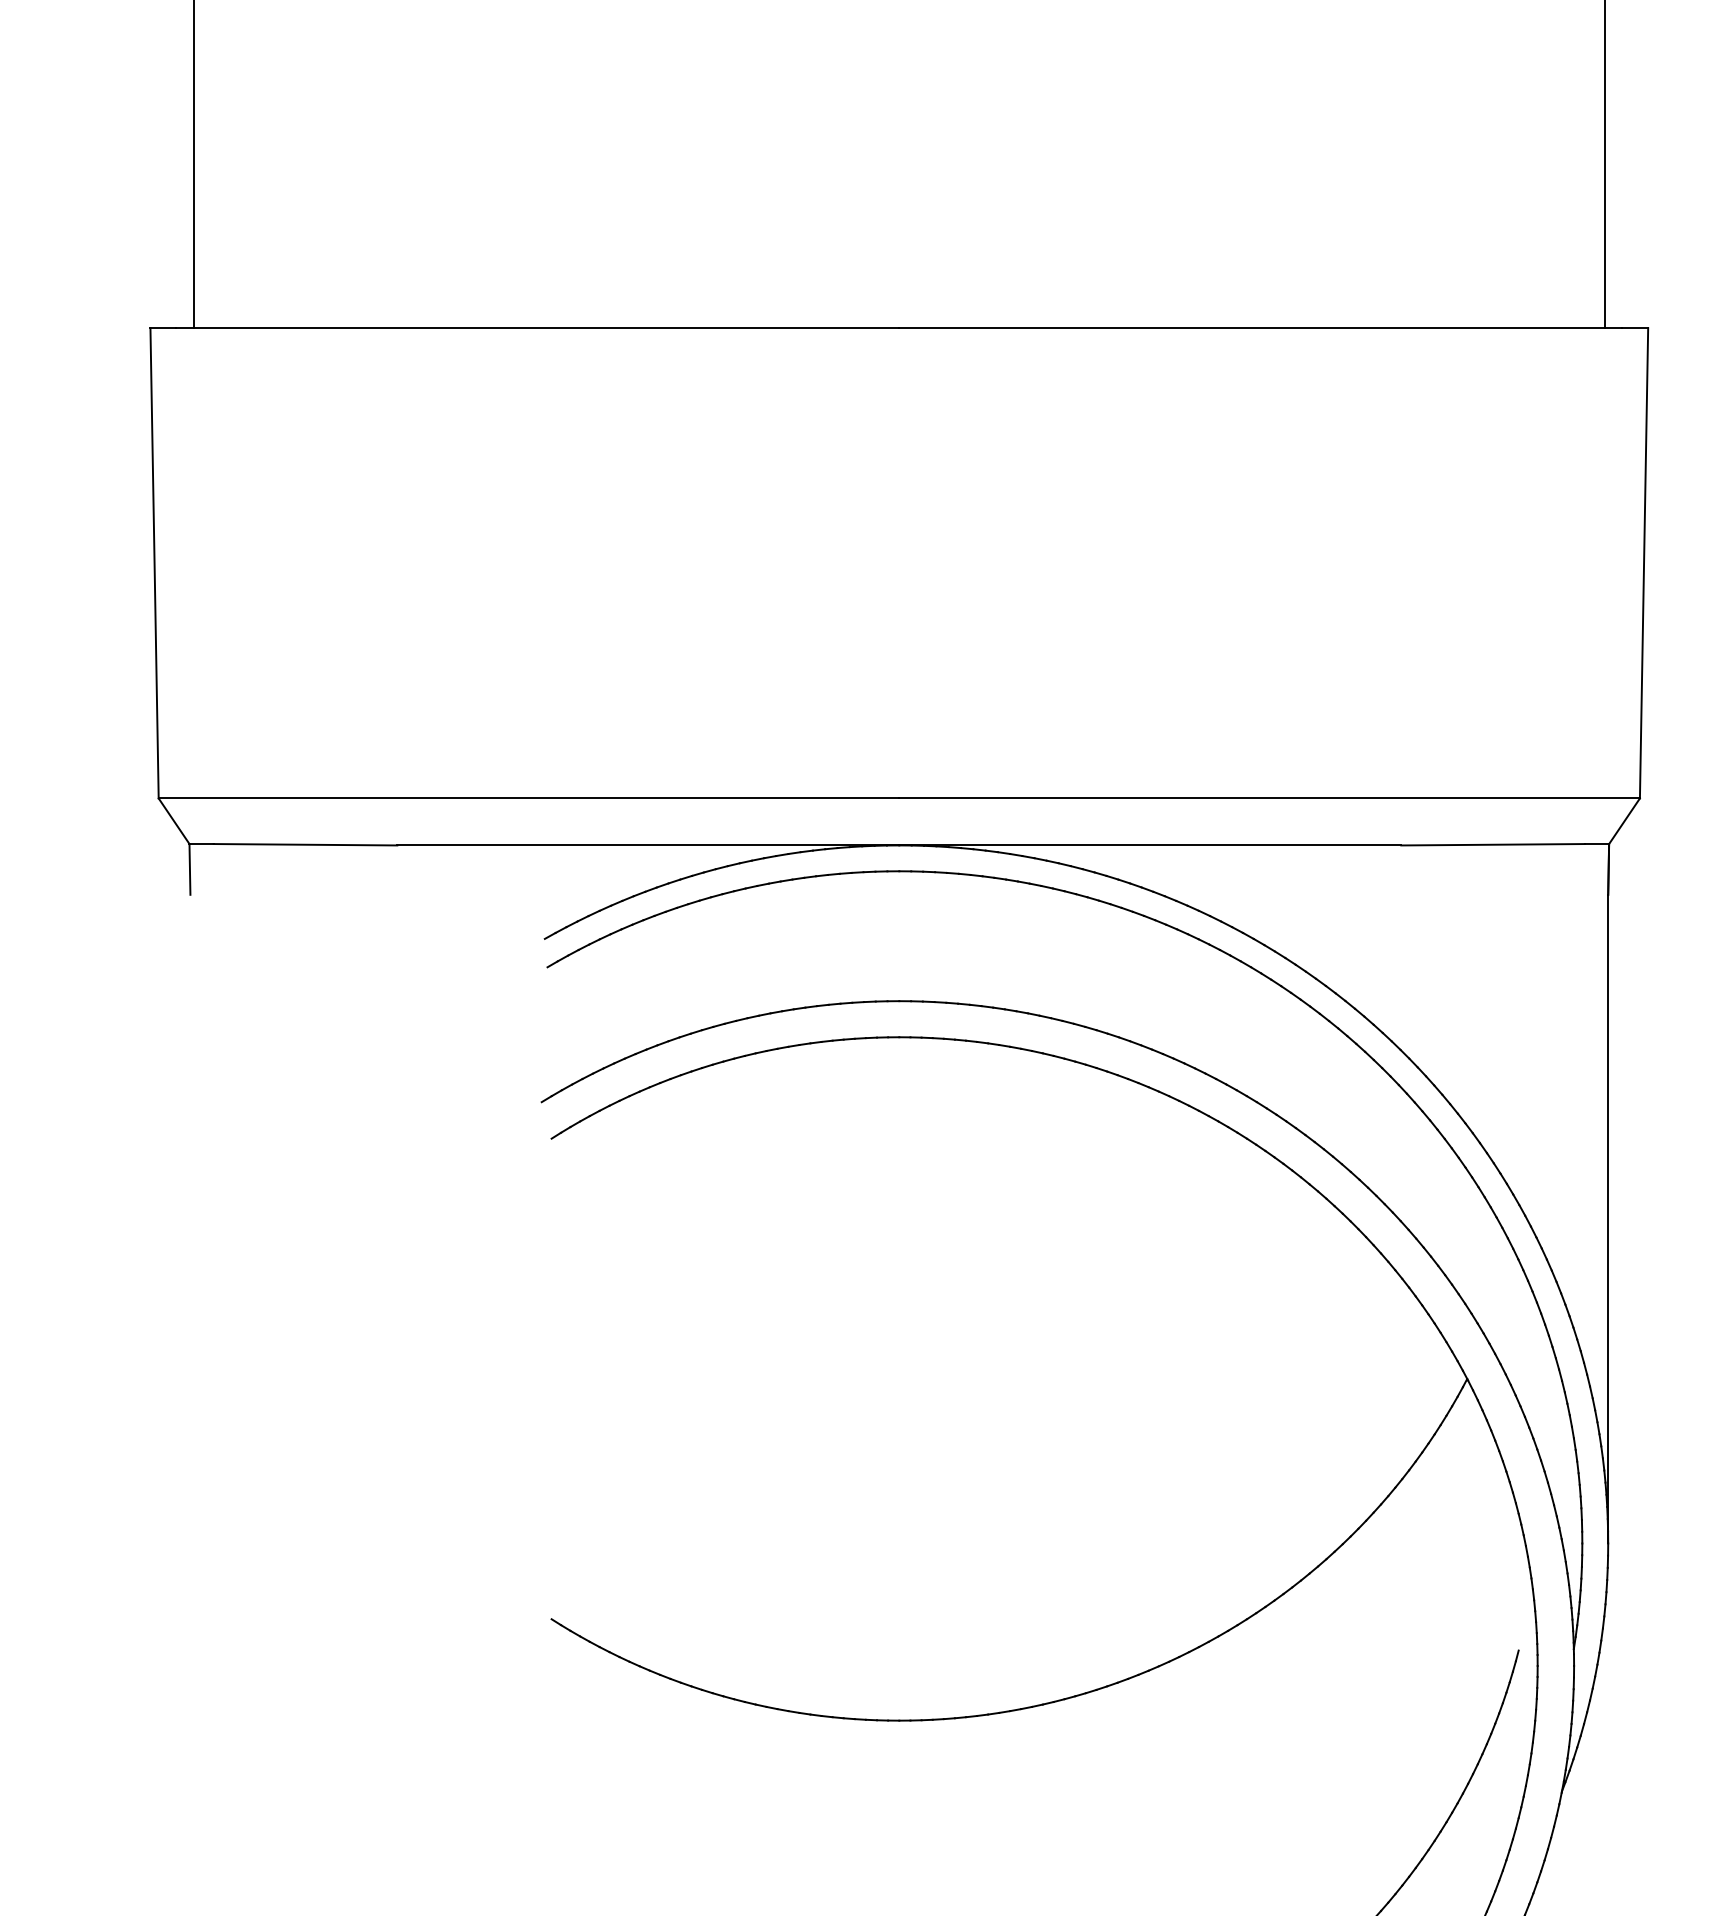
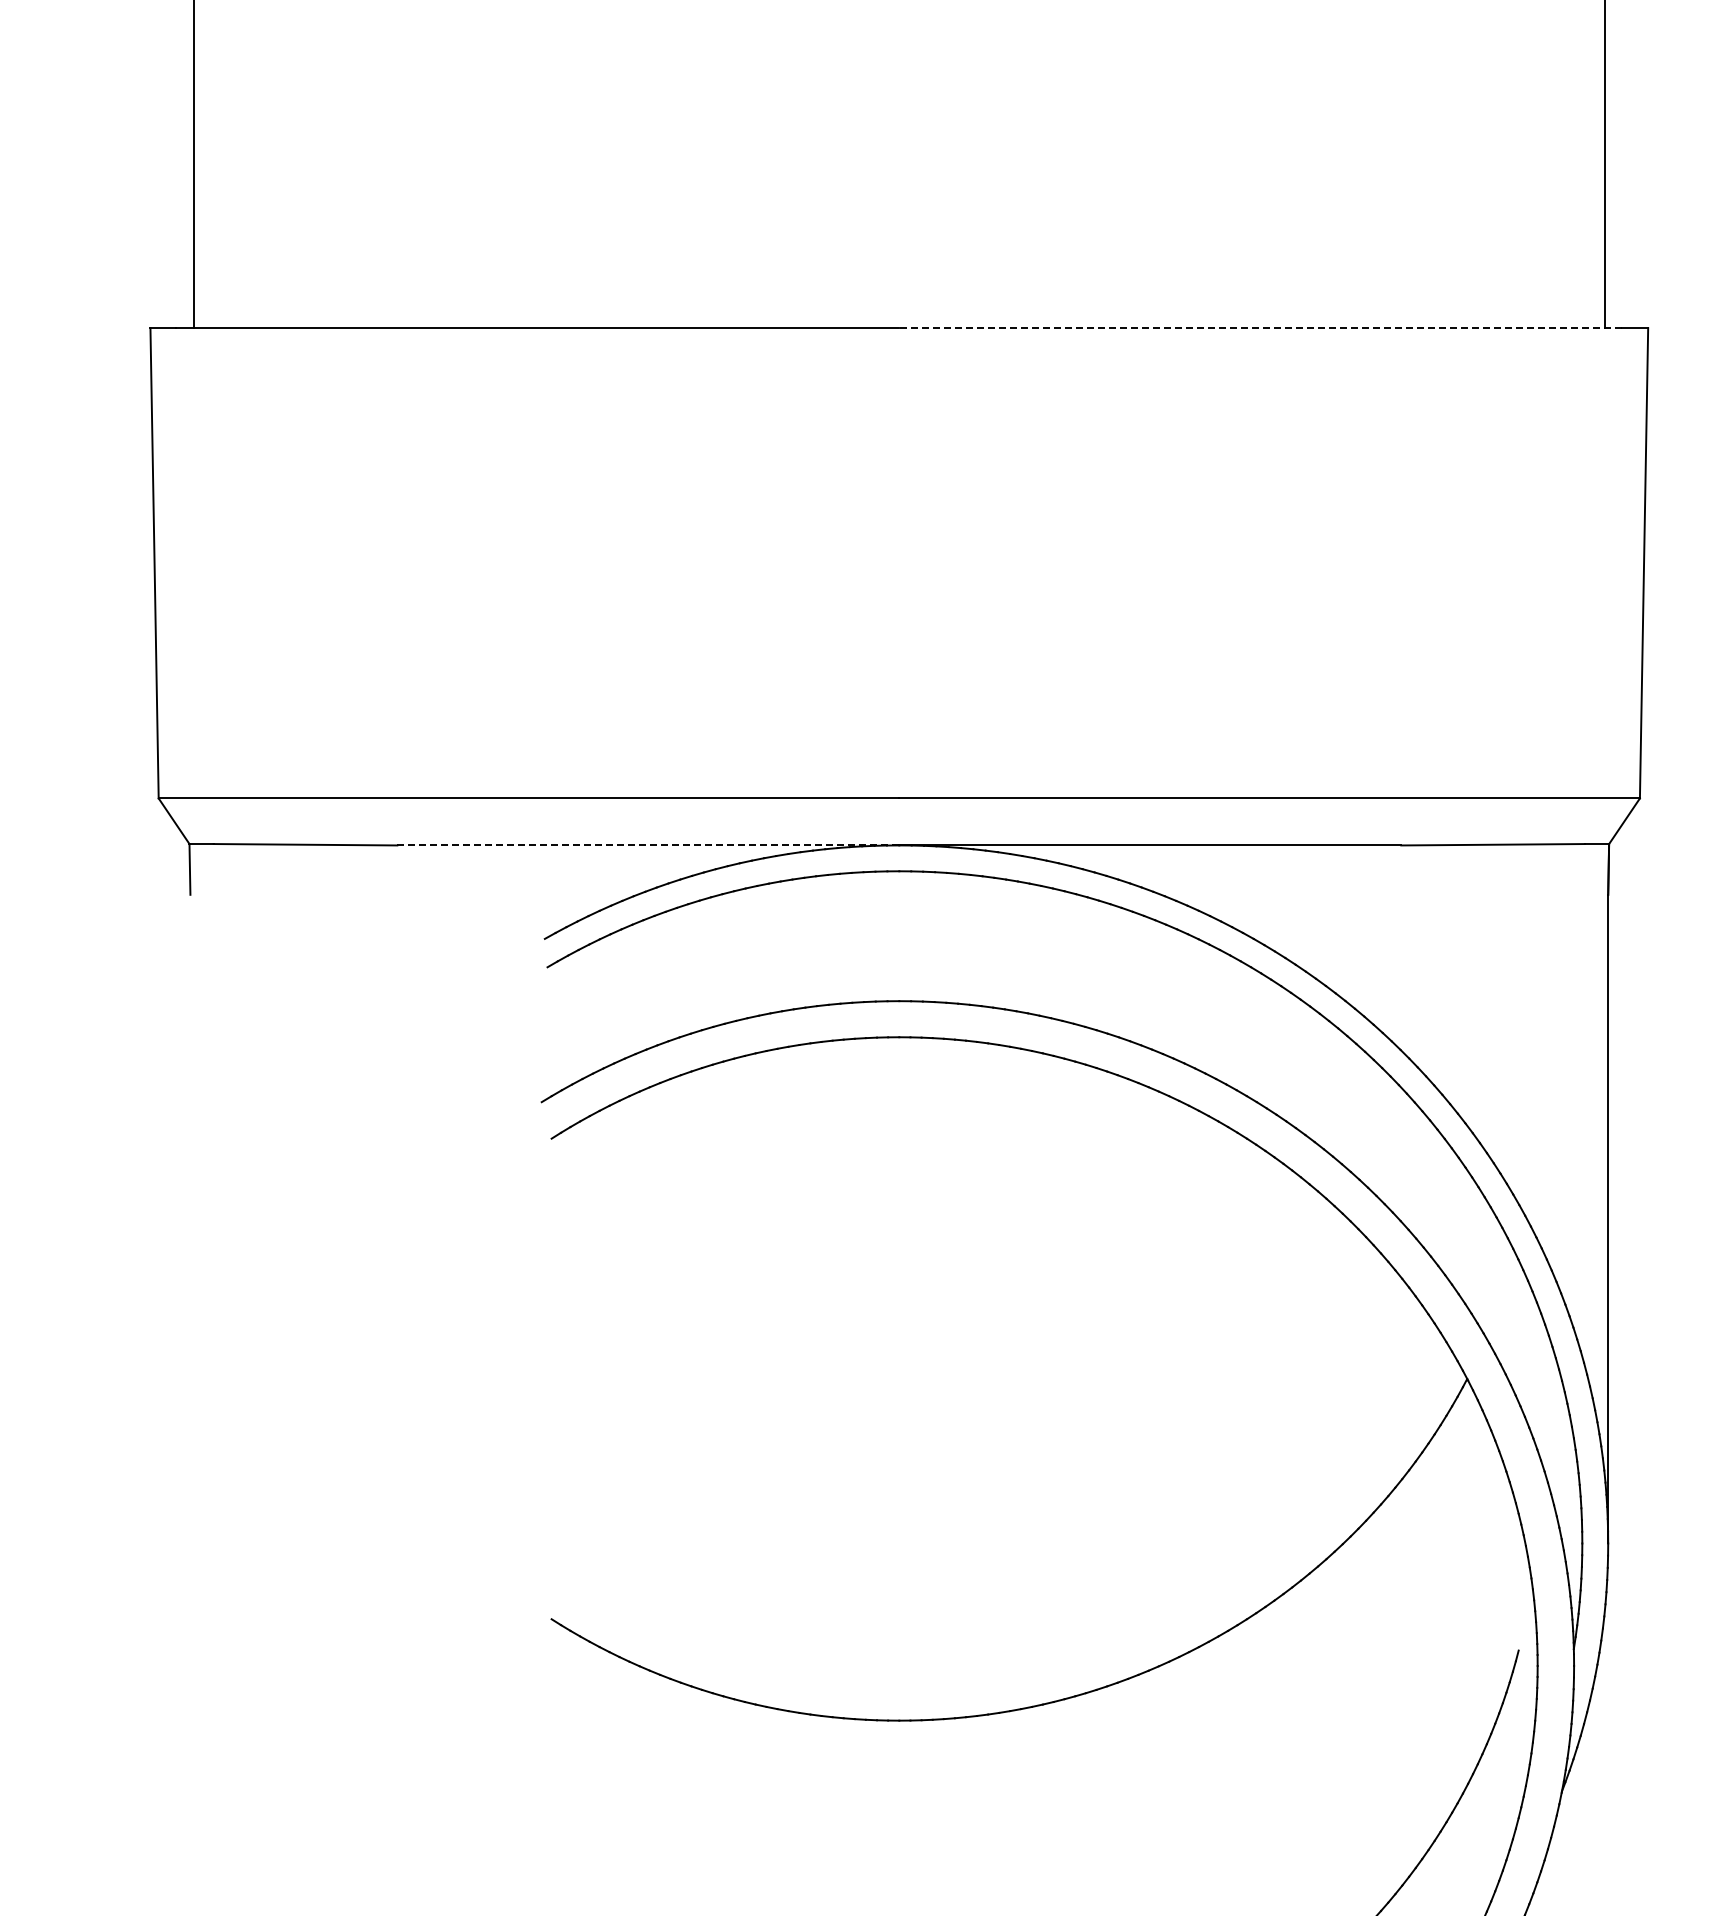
line: solid -> dashed (1260, 328)
line: solid -> dashed (648, 845)
